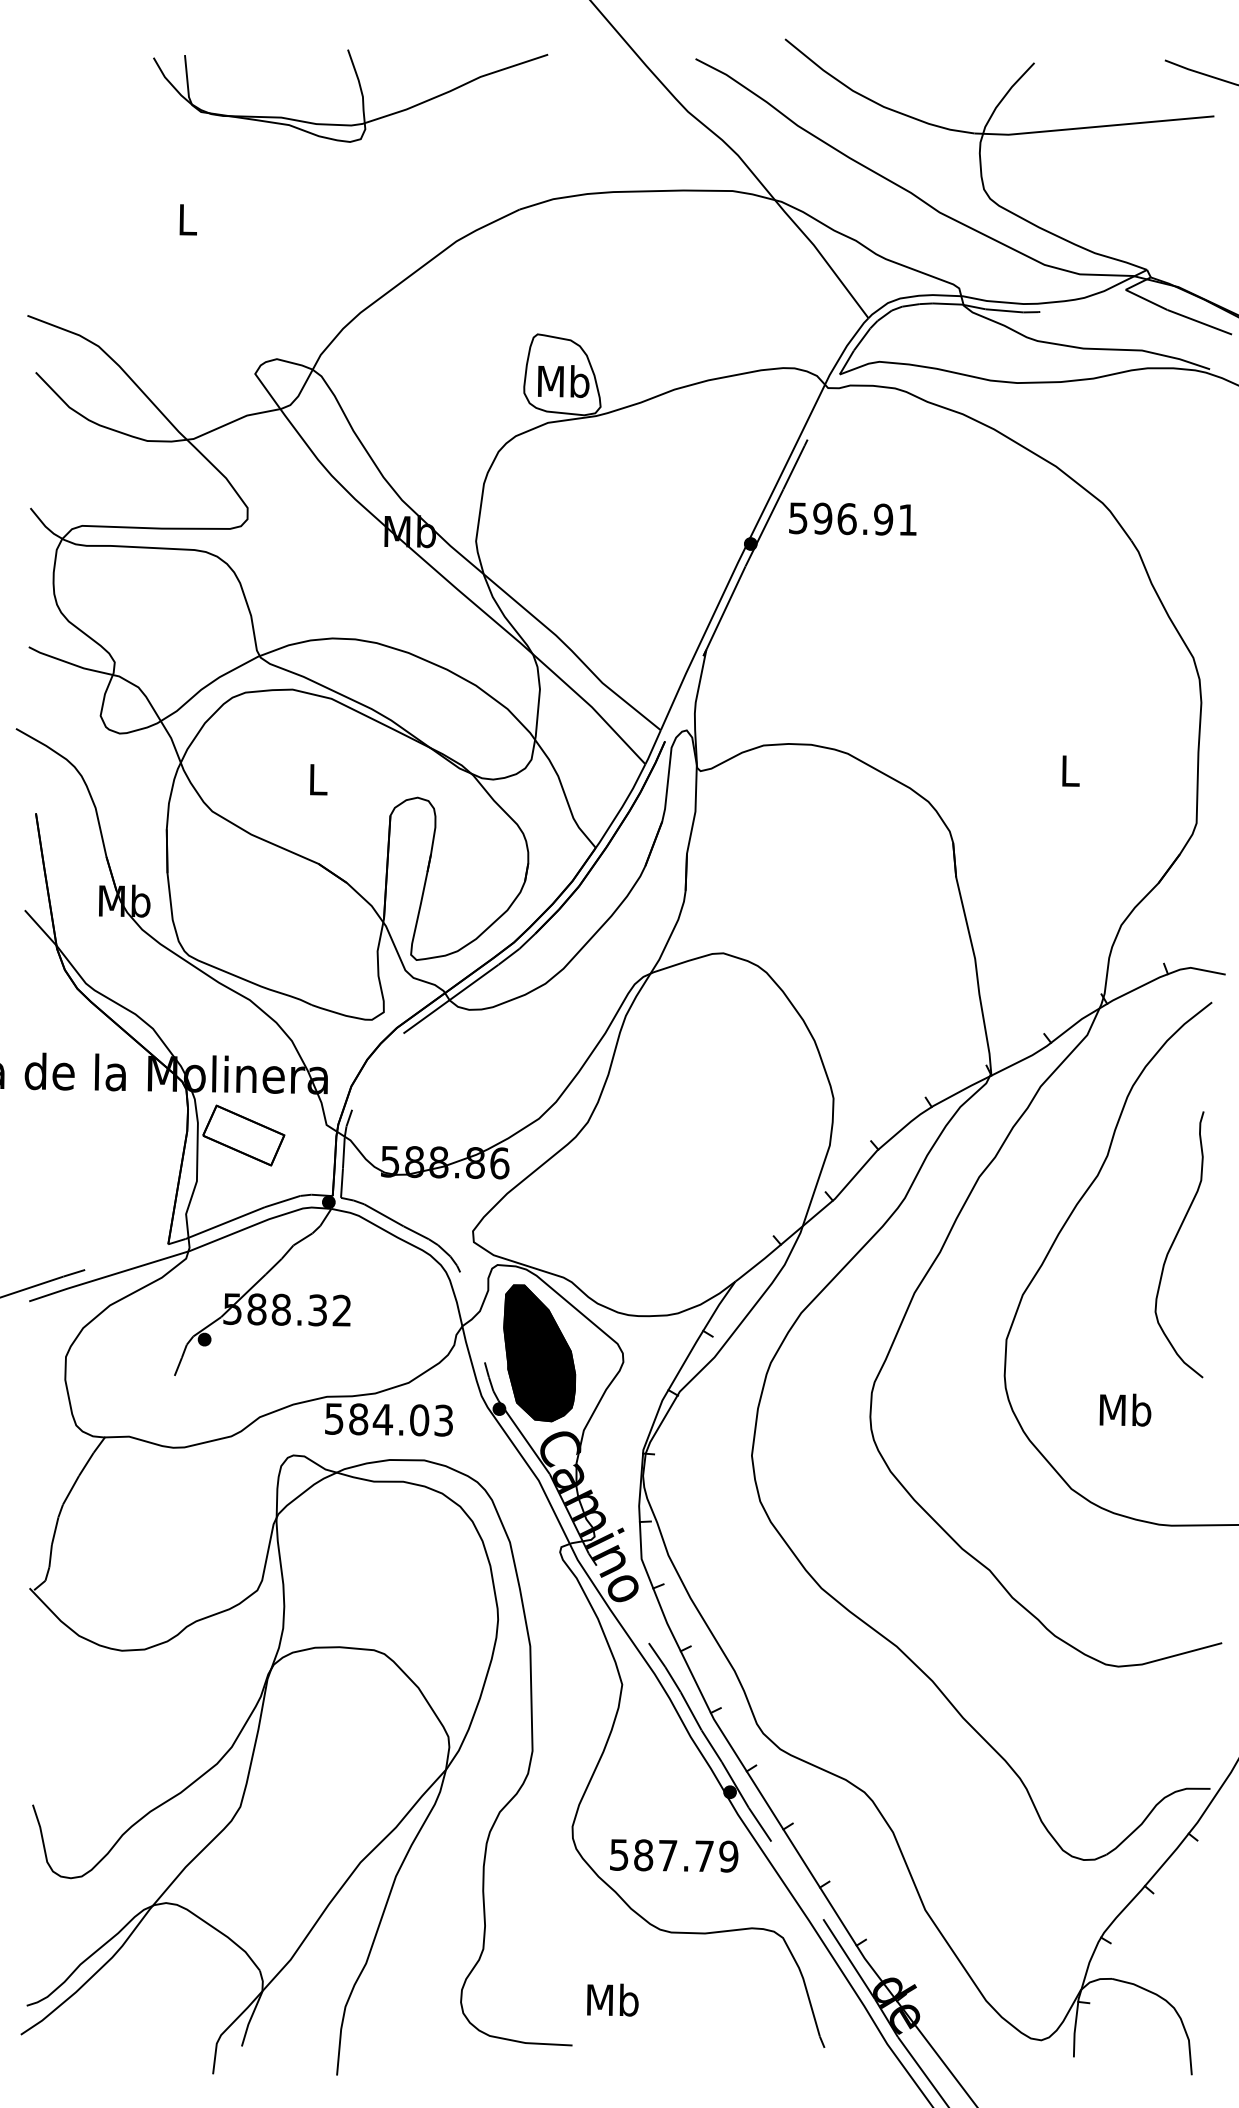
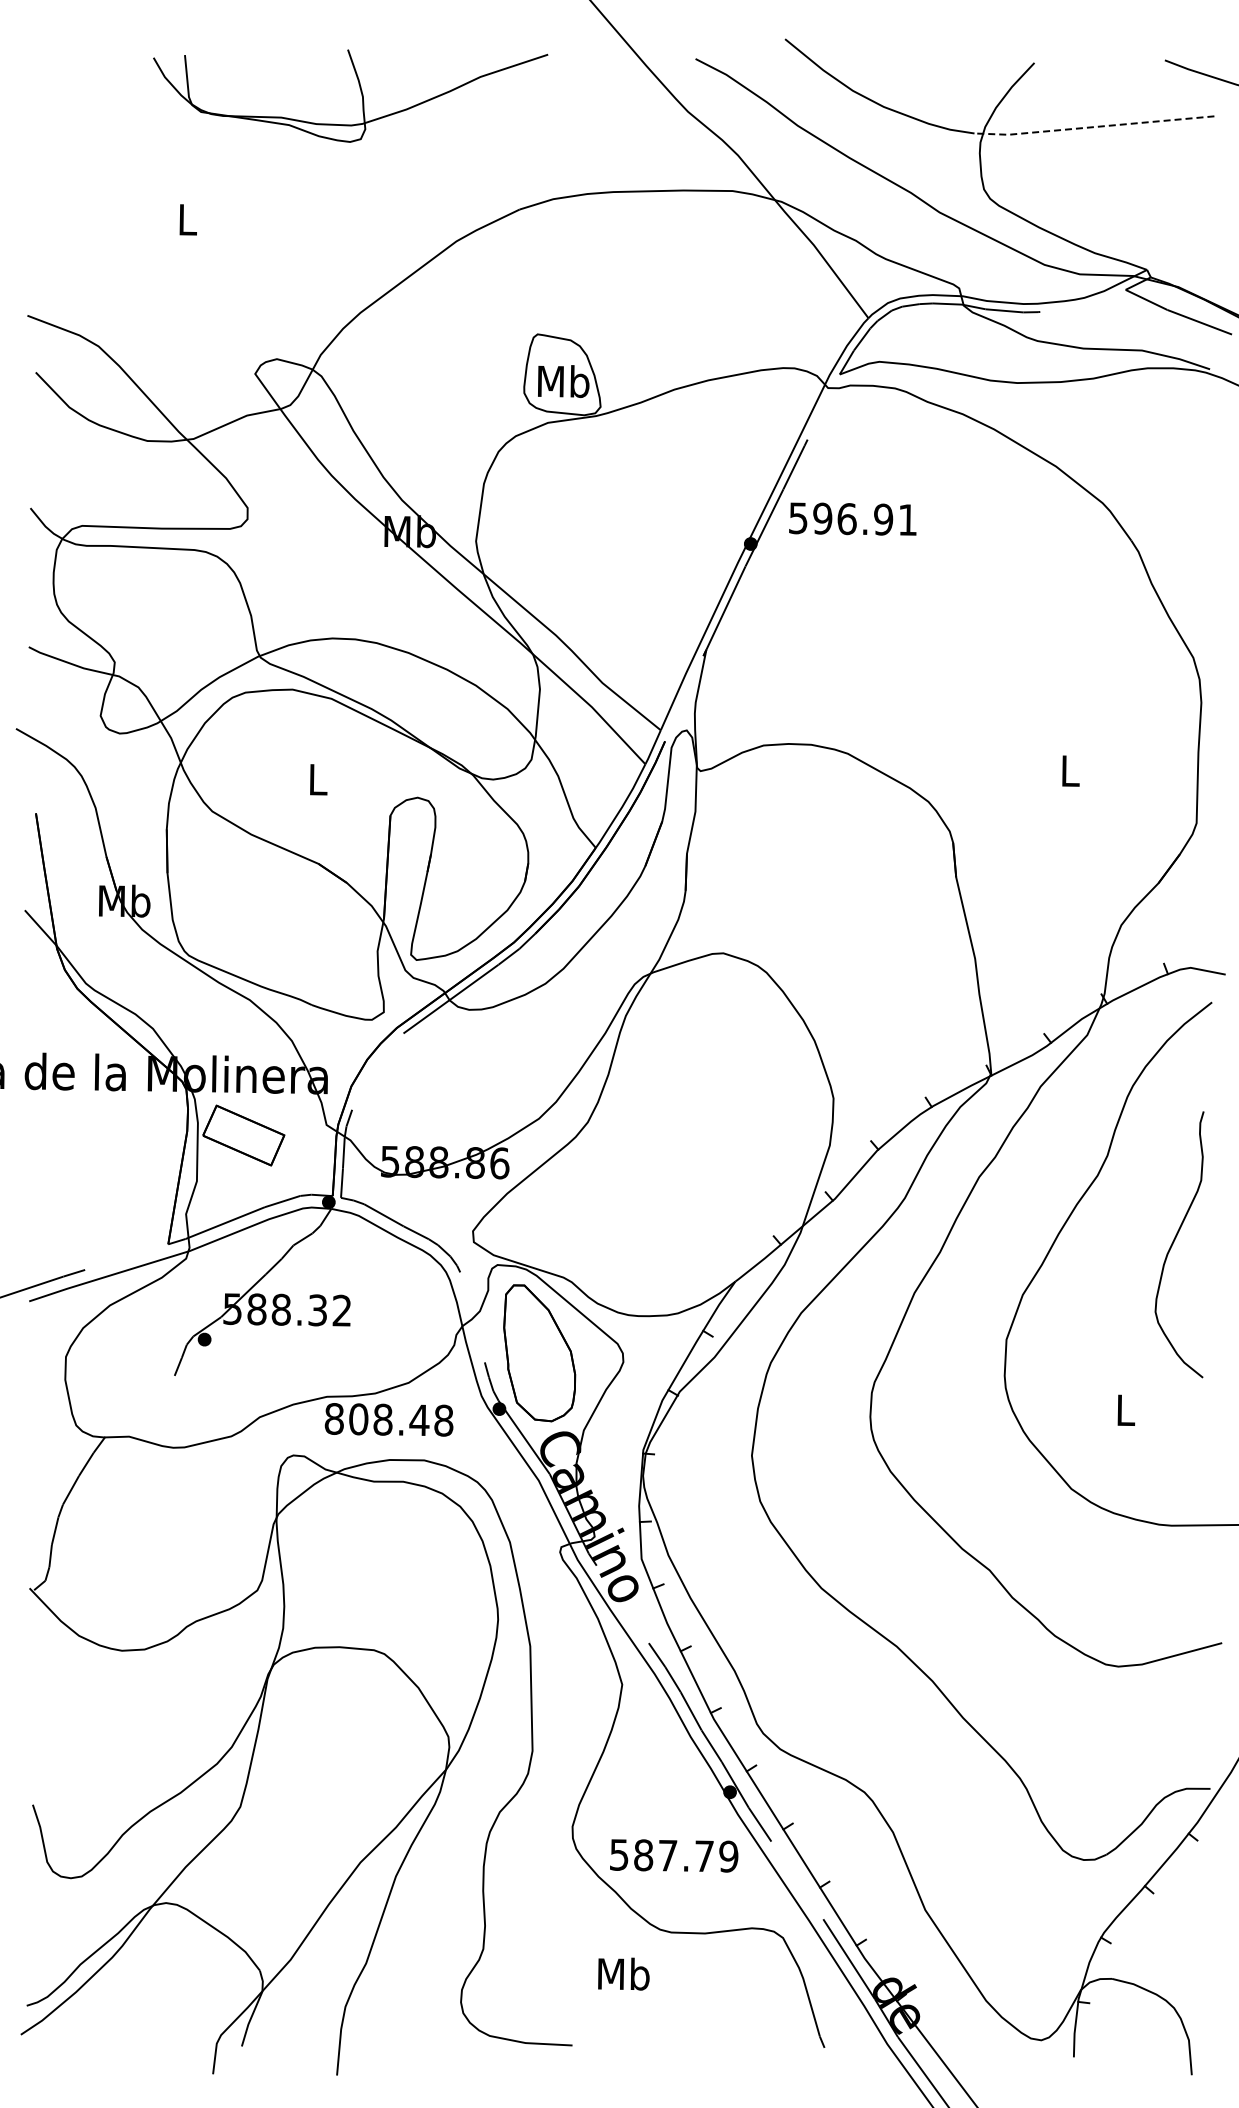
line: solid -> dashed (1093, 127)
fill: present -> none (539, 1353)
text: Mb -> L (1125, 1409)
text: 584.03 -> 808.48 (388, 1419)
text position: (612, 1999) -> (623, 1973) (623, 1973)
